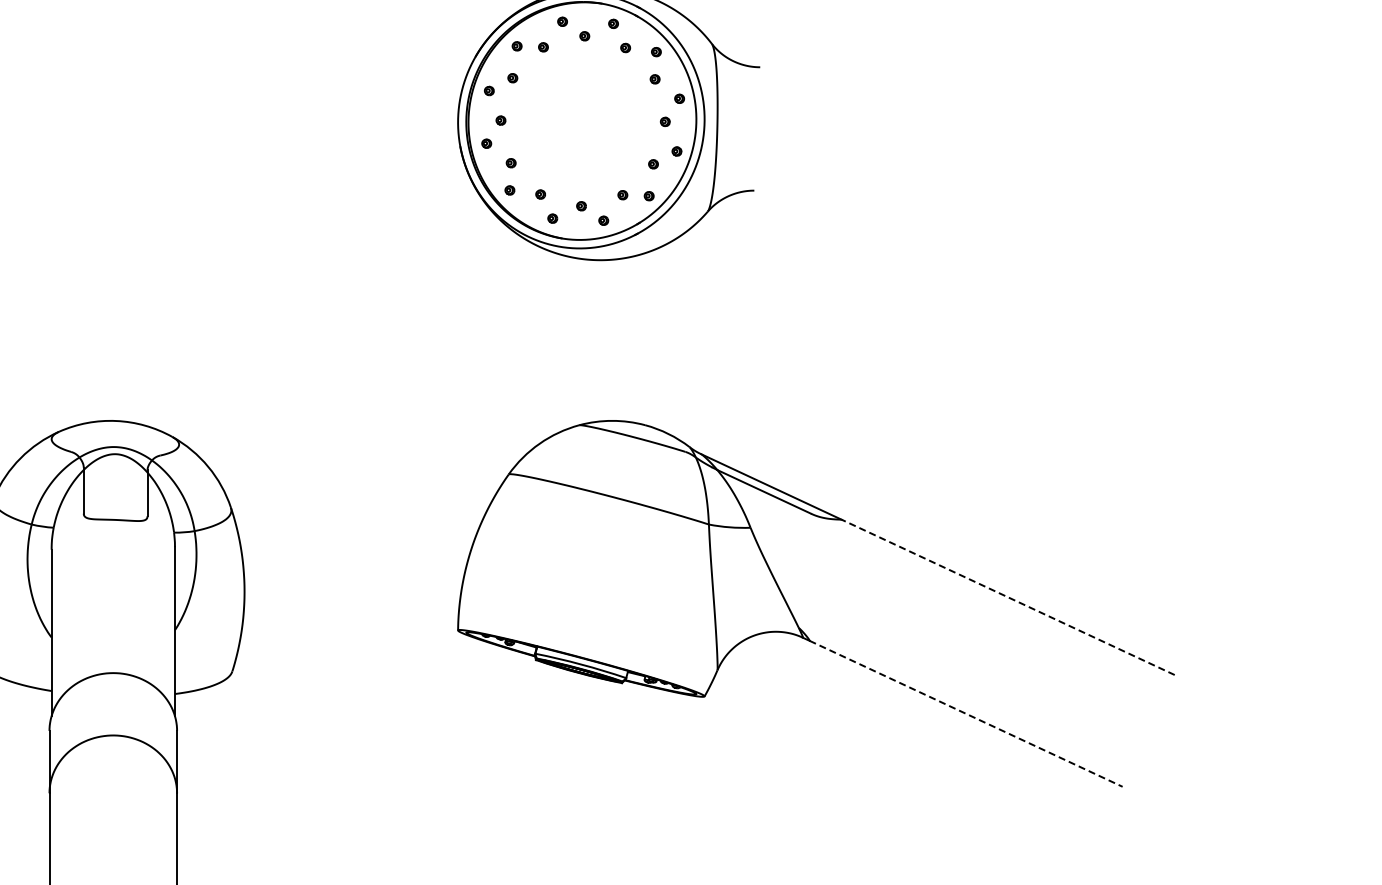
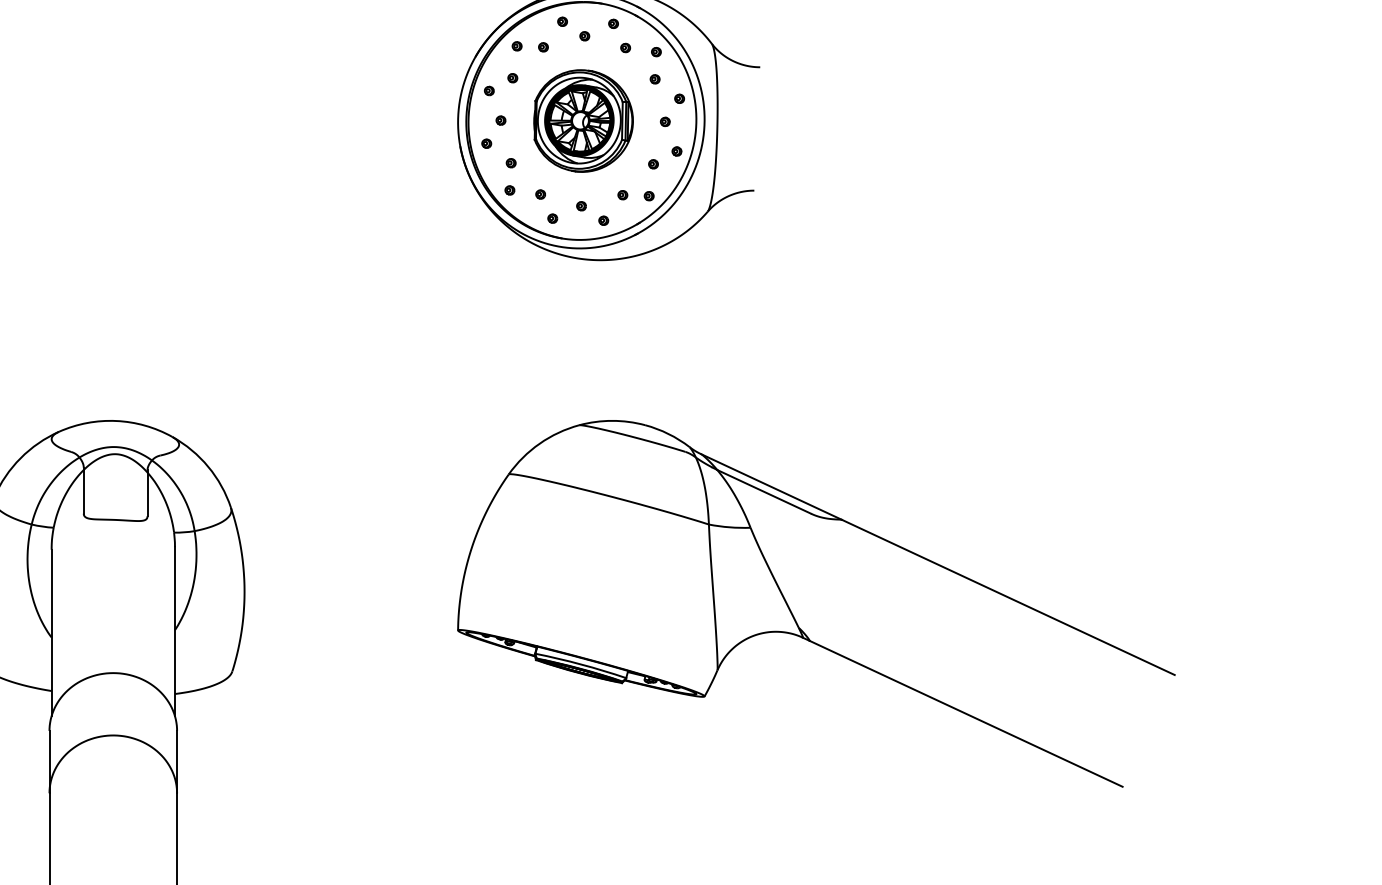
part: none -> present (583, 120)
line: dashed -> solid (1008, 597)
line: dashed -> solid (966, 713)
